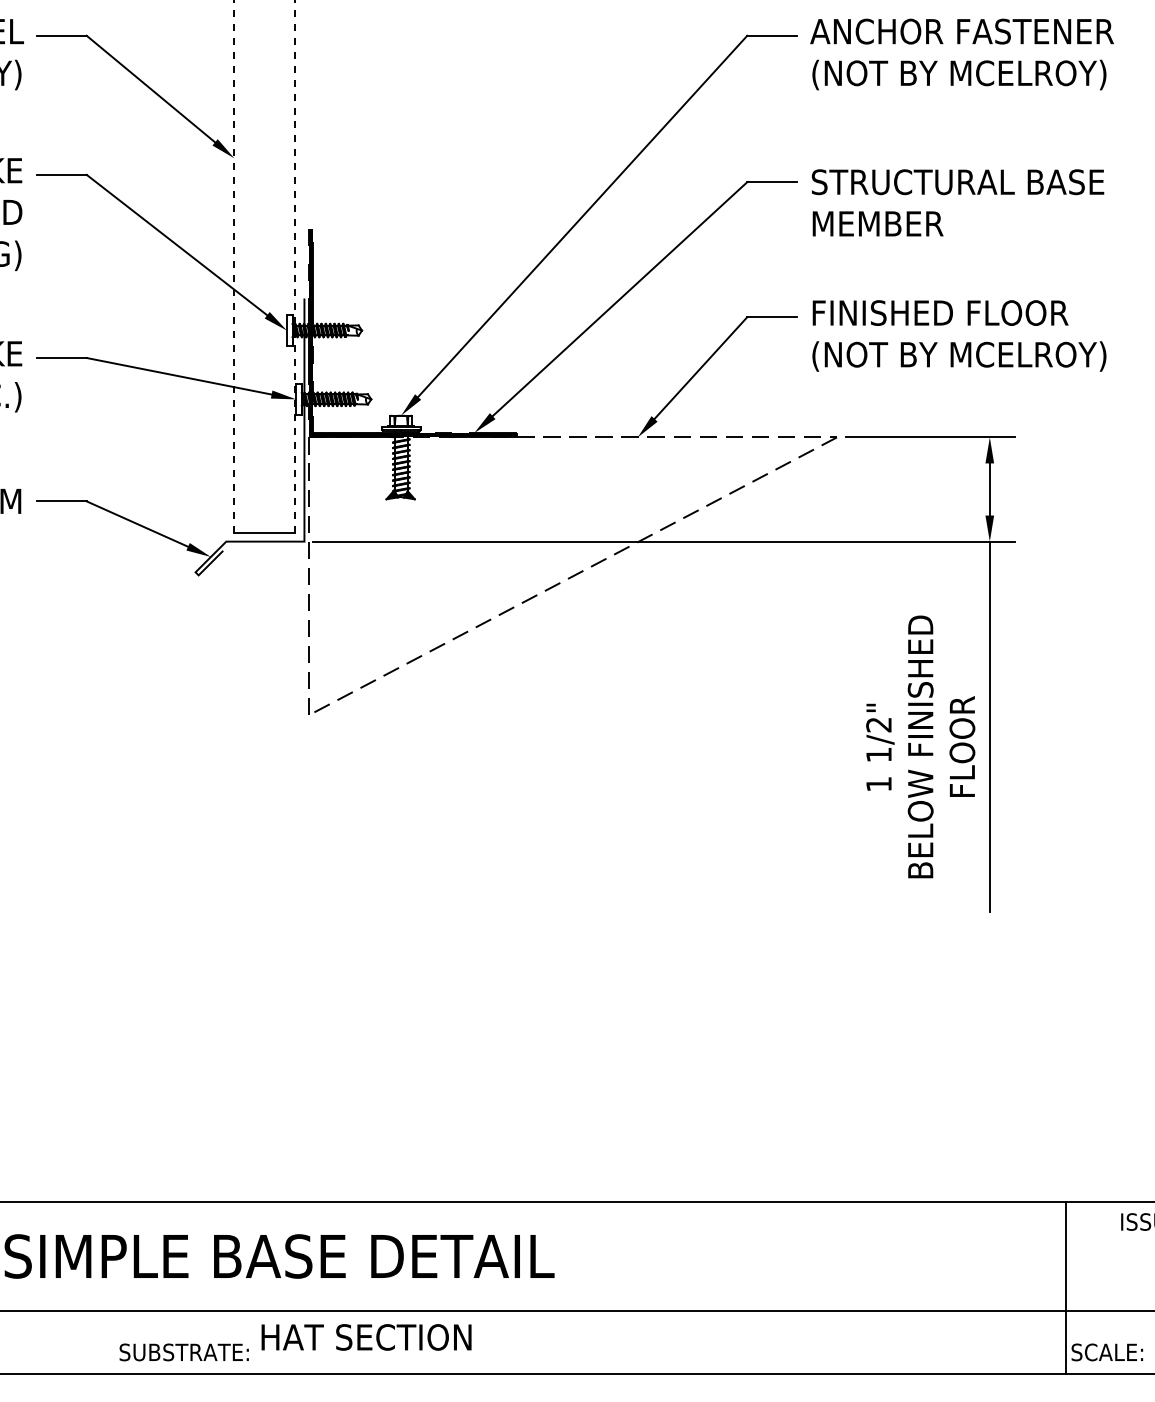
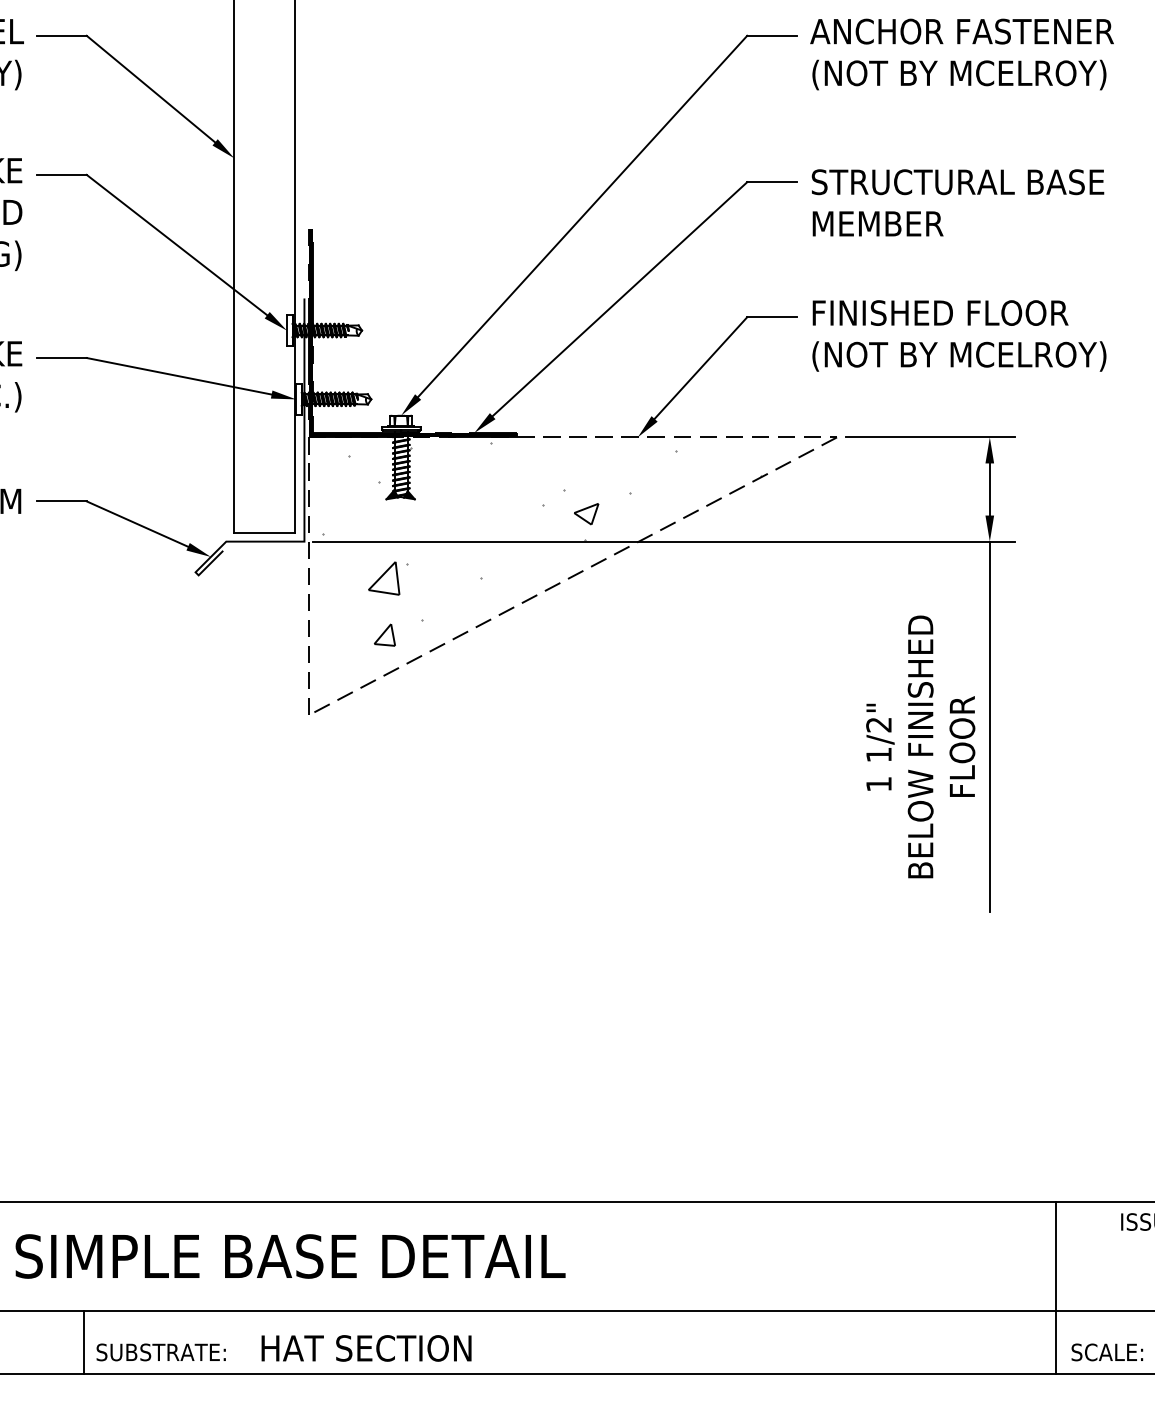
line: dashed -> solid (234, 266)
line: dashed -> solid (295, 266)
hatch: none -> present (542, 544)
text position: (279, 1256) -> (290, 1256) (290, 1256)
line position: (1066, 1288) -> (1056, 1288) (1056, 1288)
text position: (366, 1337) -> (366, 1348) (366, 1348)
line: none -> present (84, 1342)
text position: (183, 1352) -> (160, 1352) (160, 1352)
